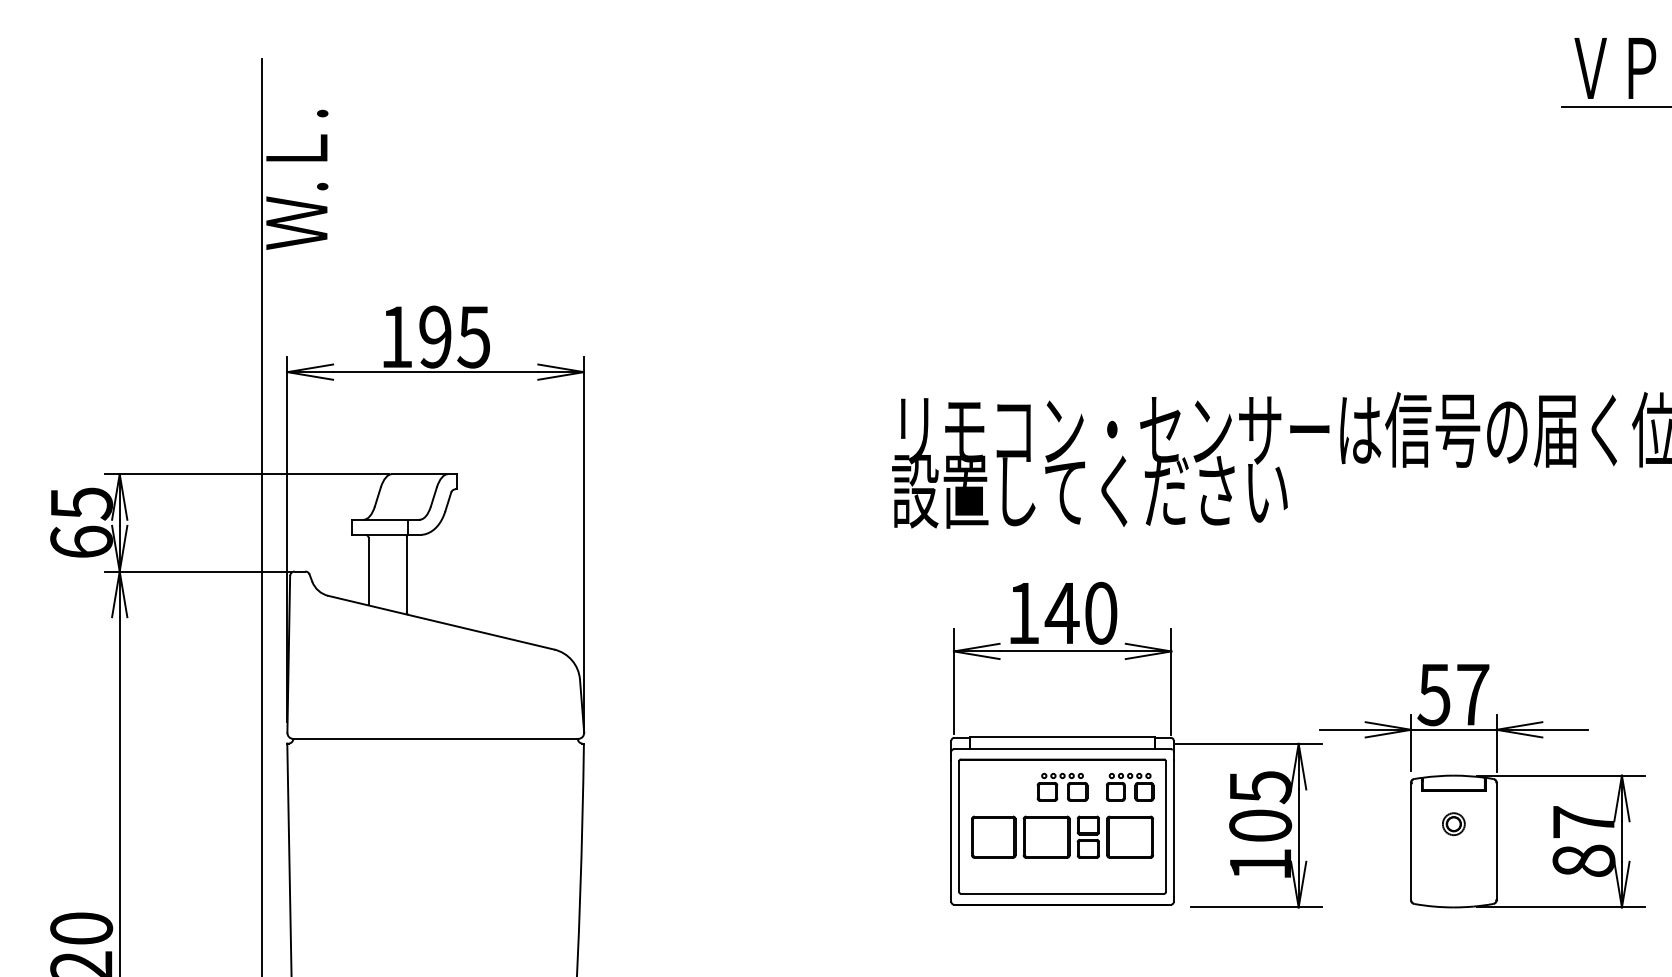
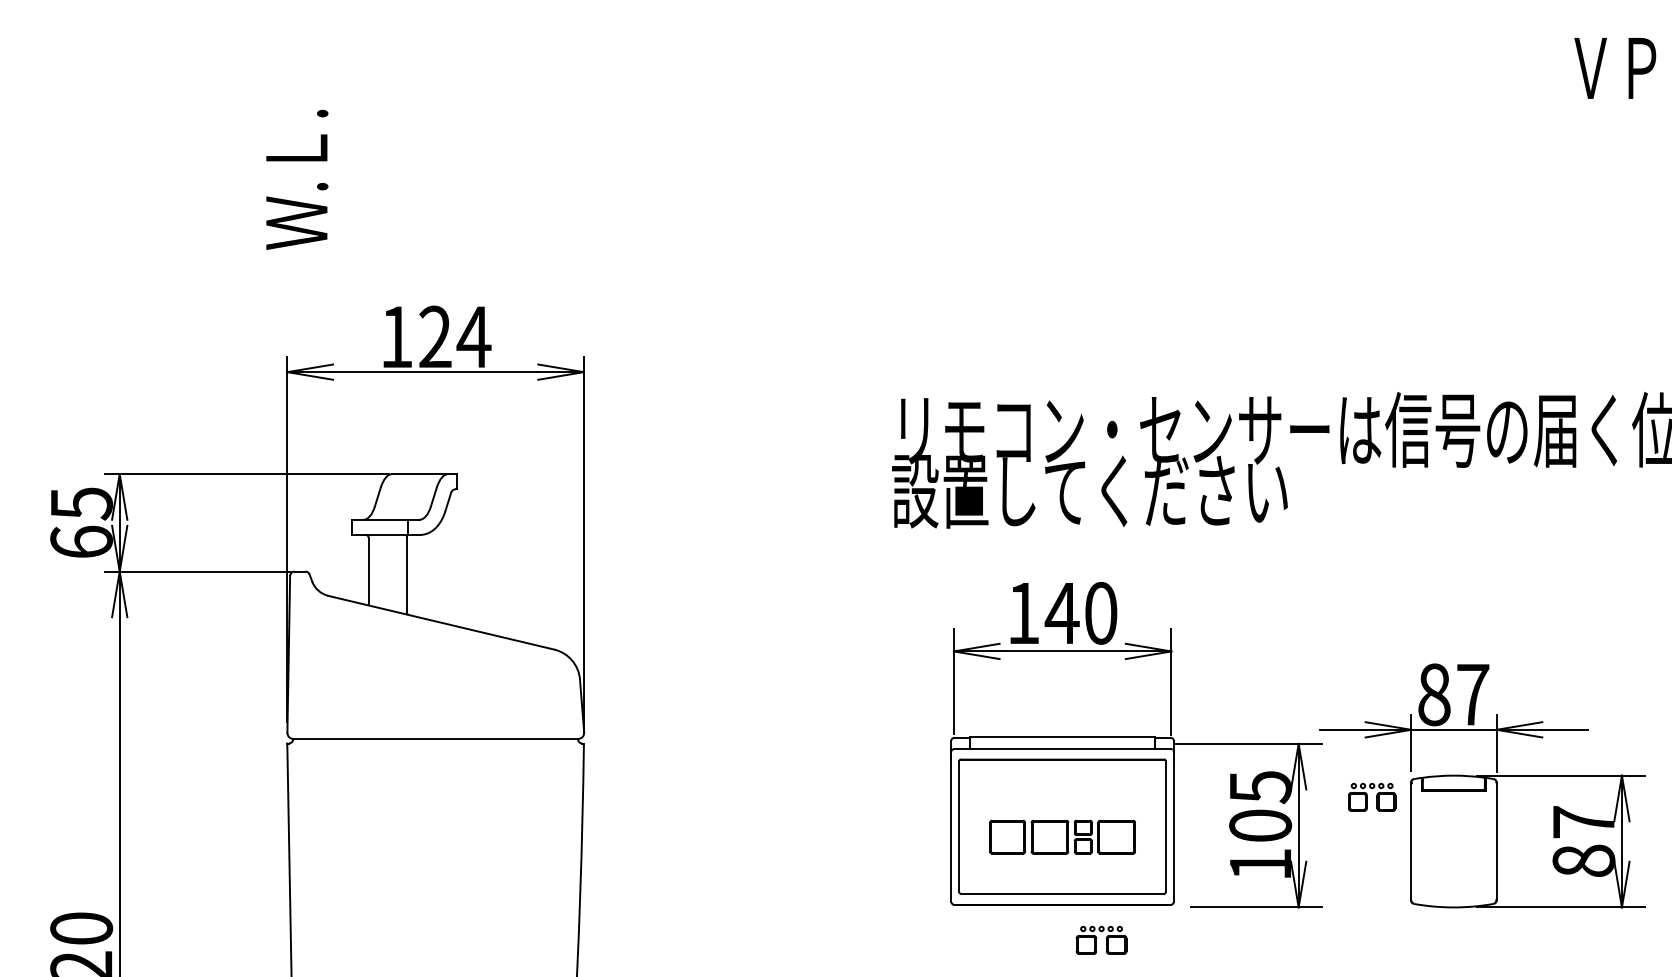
line: present -> none (1614, 107)
text: 195 -> 124 (455, 336)
line: present -> none (262, 515)
text: 57 -> 87 (1433, 694)
part position: (1062, 786) -> (1101, 939) (1101, 939)
part position: (1130, 786) -> (1372, 796) (1372, 796)
part: present -> none (1453, 824)
part size: 184x44 px -> 147x36 px (1062, 836)
